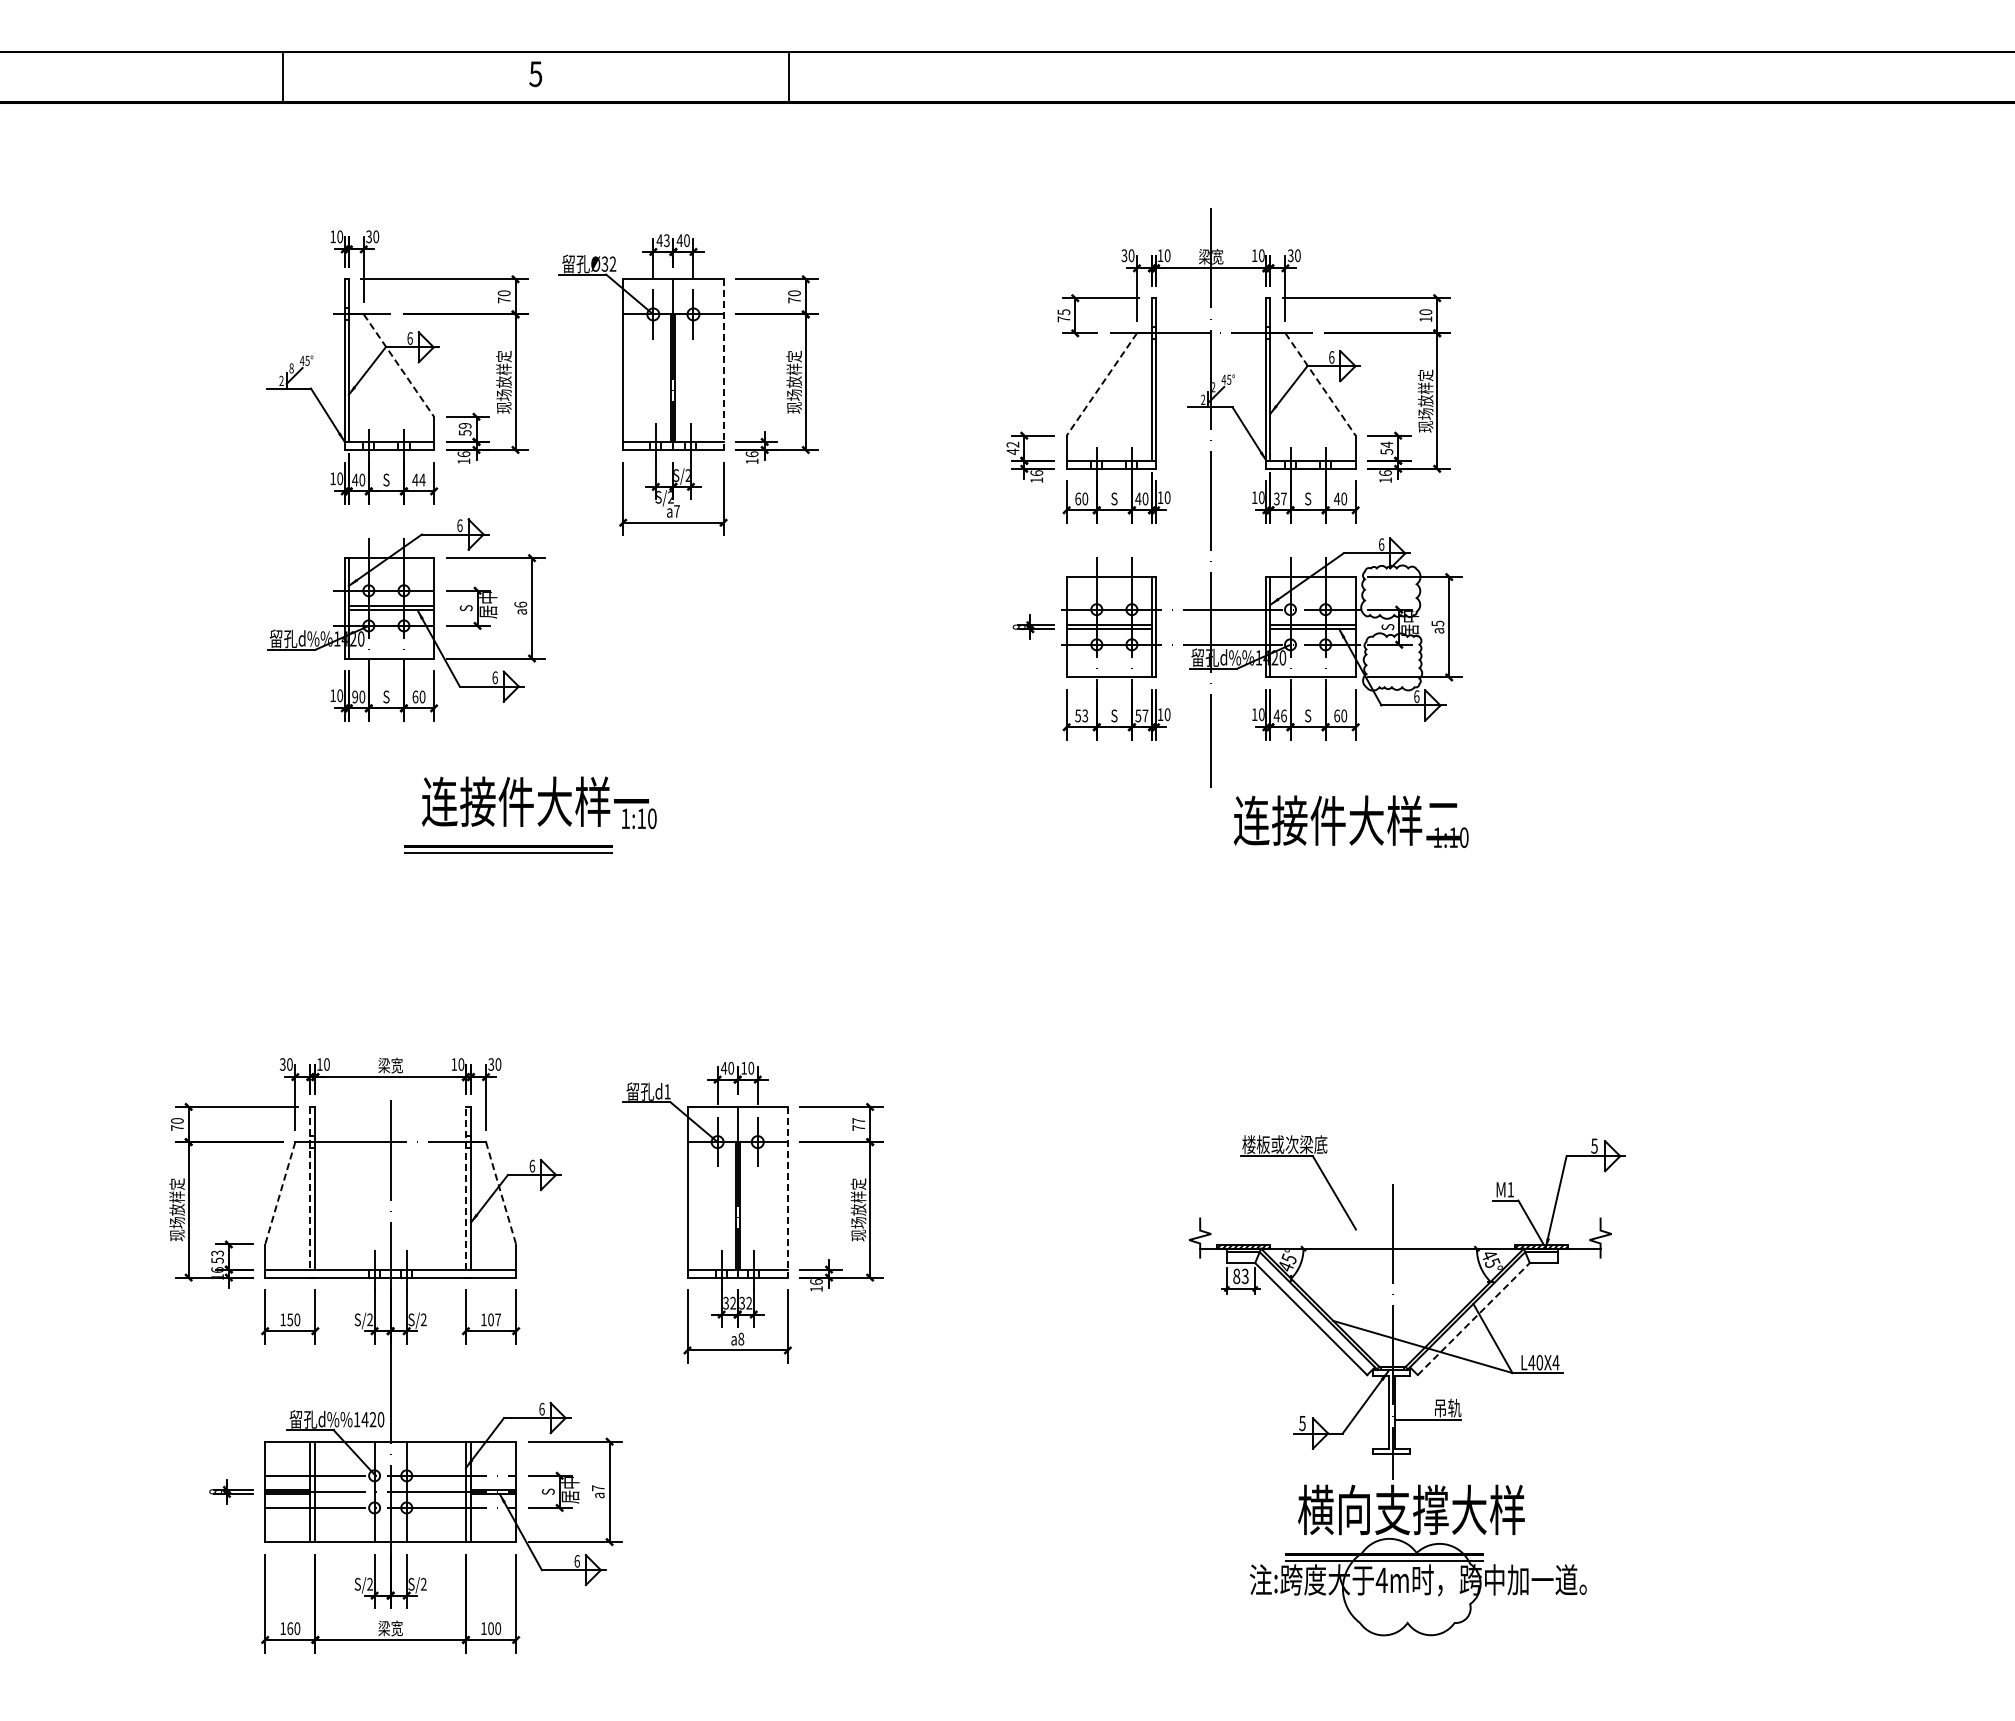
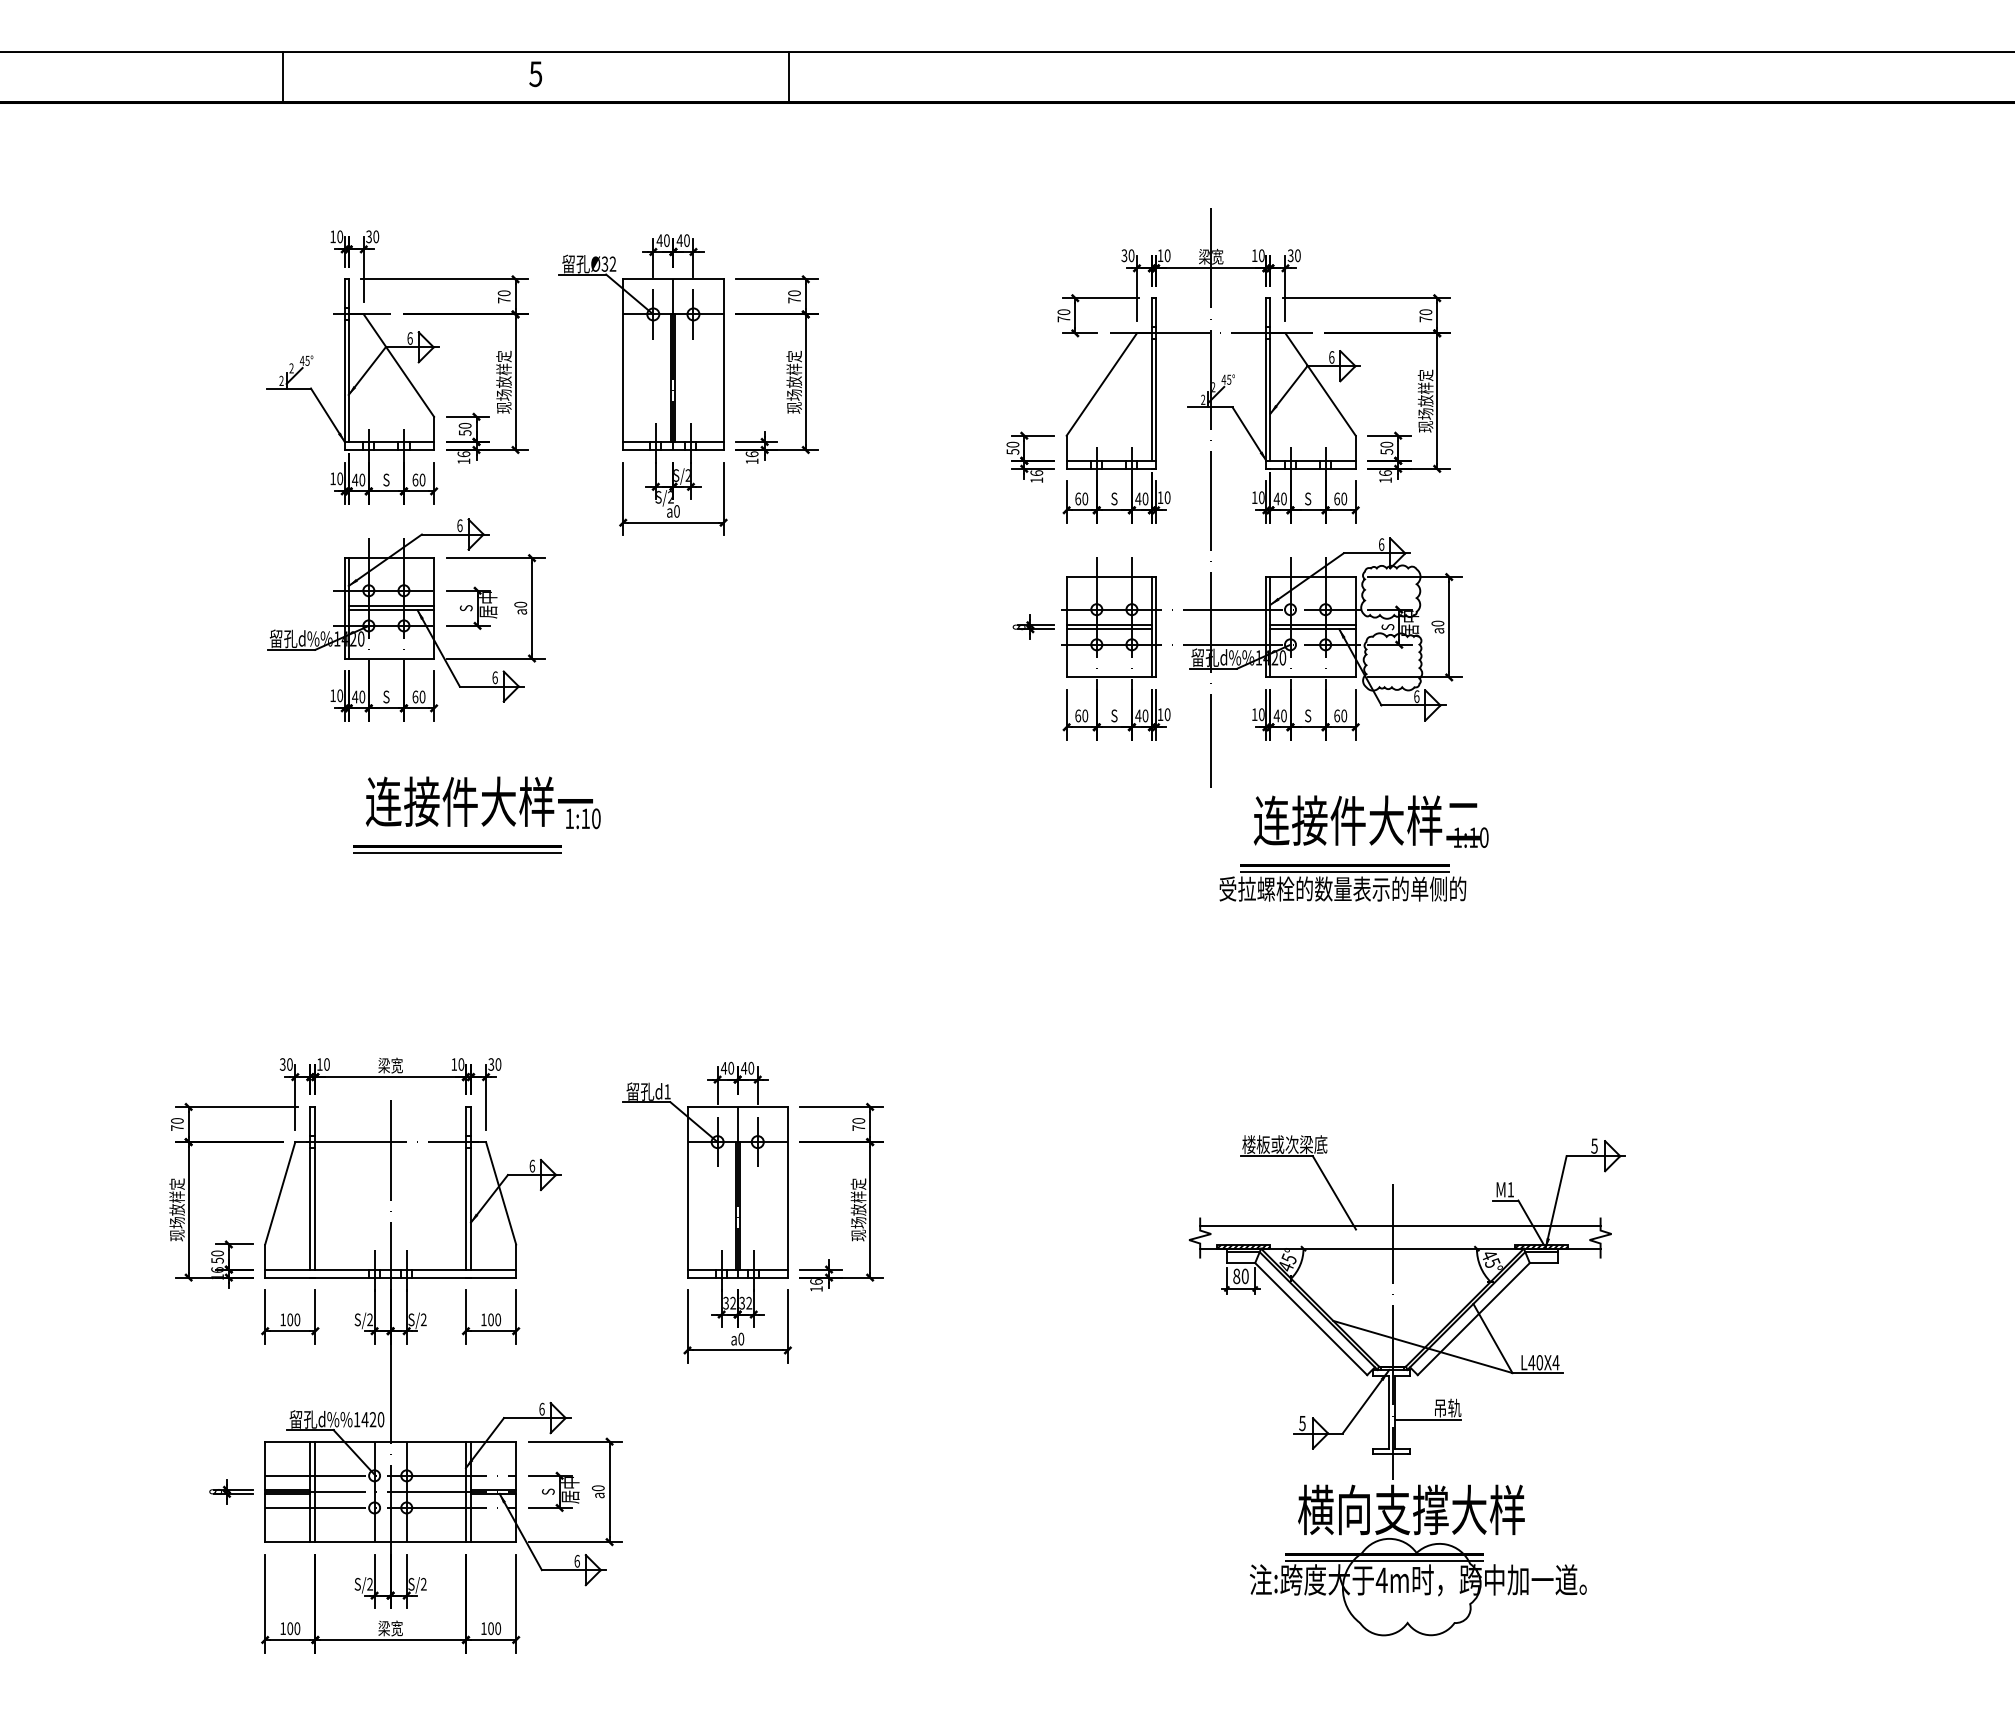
text: 43 -> 40 (666, 240)
text: 75 -> 70 (1063, 312)
text: 10 -> 70 (1425, 319)
line: dashed -> solid (723, 365)
line: dashed -> solid (399, 366)
text: 8 -> 2 (291, 368)
line: dashed -> solid (1101, 384)
line: dashed -> solid (1320, 384)
text: 59 -> 50 (465, 425)
text: 54 -> 50 (1386, 444)
text: 42 -> 50 (1012, 448)
text: 44 -> 60 (418, 479)
text: 37 -> 40 (1279, 498)
text: 40 -> 60 (1336, 498)
text: a7 -> a0 (676, 511)
text: a6 -> a0 (520, 604)
text: a5 -> a0 (1437, 623)
text: 90 -> 40 (355, 696)
text: 53 -> 60 (1081, 715)
text: 57 -> 40 (1141, 715)
text: 46 -> 40 (1283, 715)
text position: (539, 802) -> (483, 802) (483, 802)
text position: (1350, 821) -> (1370, 821) (1370, 821)
part position: (508, 849) -> (457, 849) (457, 849)
part: none -> present (1342, 882)
text: 10 -> 40 (743, 1068)
text: 77 -> 70 (858, 1120)
line: dashed -> solid (465, 1187)
line: dashed -> solid (310, 1188)
line: dashed -> solid (787, 1192)
line: dashed -> solid (280, 1193)
line: dashed -> solid (501, 1193)
line: none -> present (1400, 1226)
text: 53 -> 50 (217, 1253)
text: 83 -> 80 (1244, 1275)
line: dashed -> solid (1474, 1318)
text: 150 -> 100 (290, 1319)
text: 107 -> 100 (498, 1319)
text: a8 -> a0 (741, 1339)
text: a7 -> a0 (597, 1488)
text: 160 -> 100 (290, 1628)
